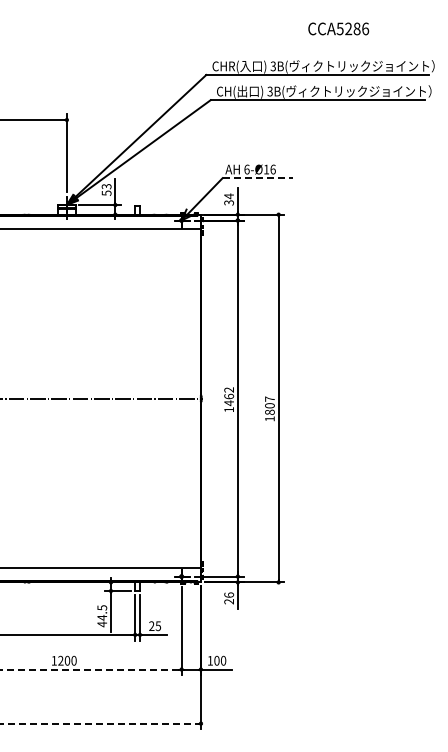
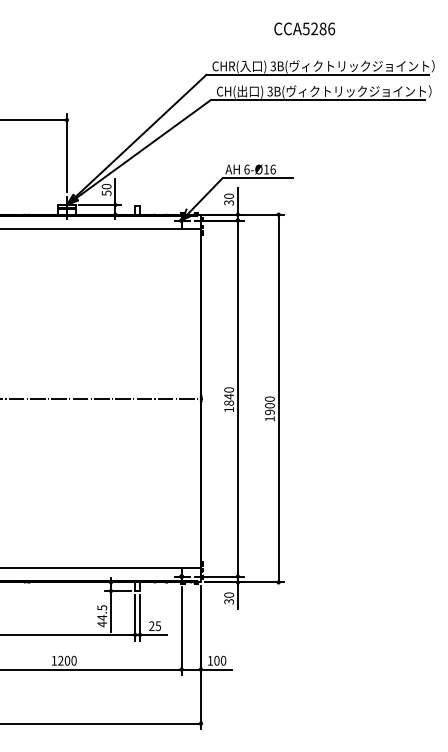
text position: (338, 28) -> (304, 28) (304, 28)
line: dashed -> solid (258, 178)
text: 53 -> 50 (106, 186)
text: 34 -> 30 (229, 196)
text: 1462 -> 1840 (229, 396)
text: 1807 -> 1900 (269, 405)
text: 26 -> 30 (229, 598)
line: dashed -> solid (90, 669)
line: dashed -> solid (99, 723)
